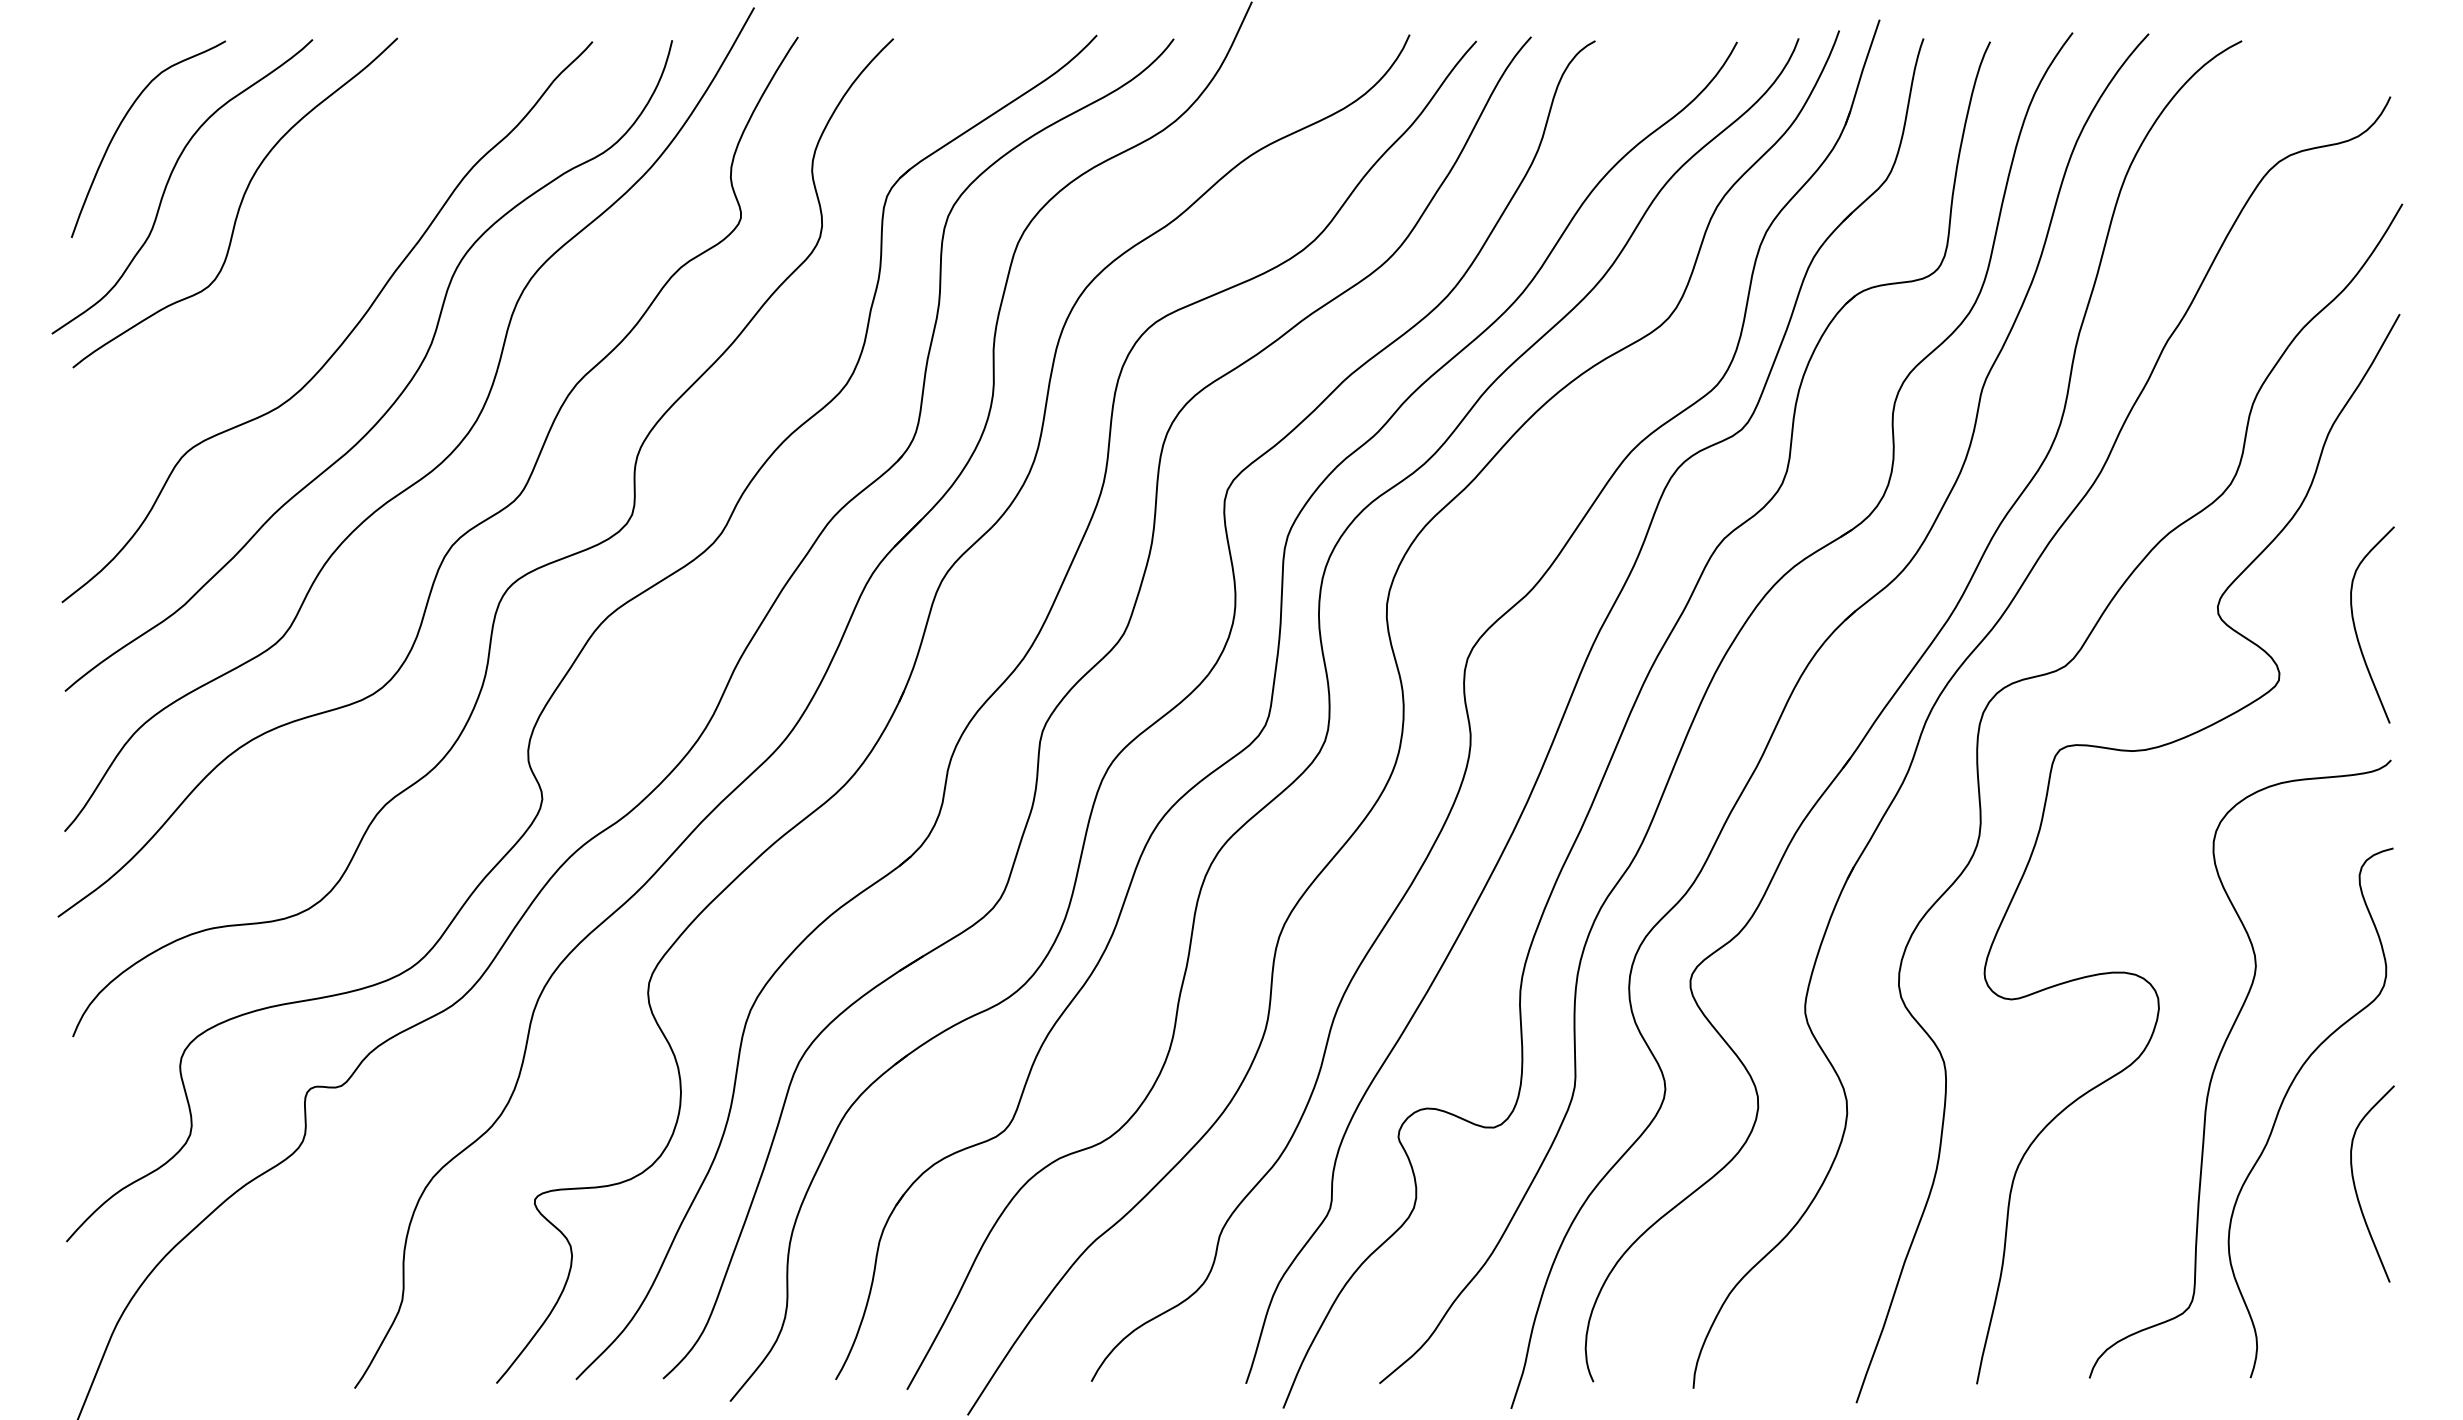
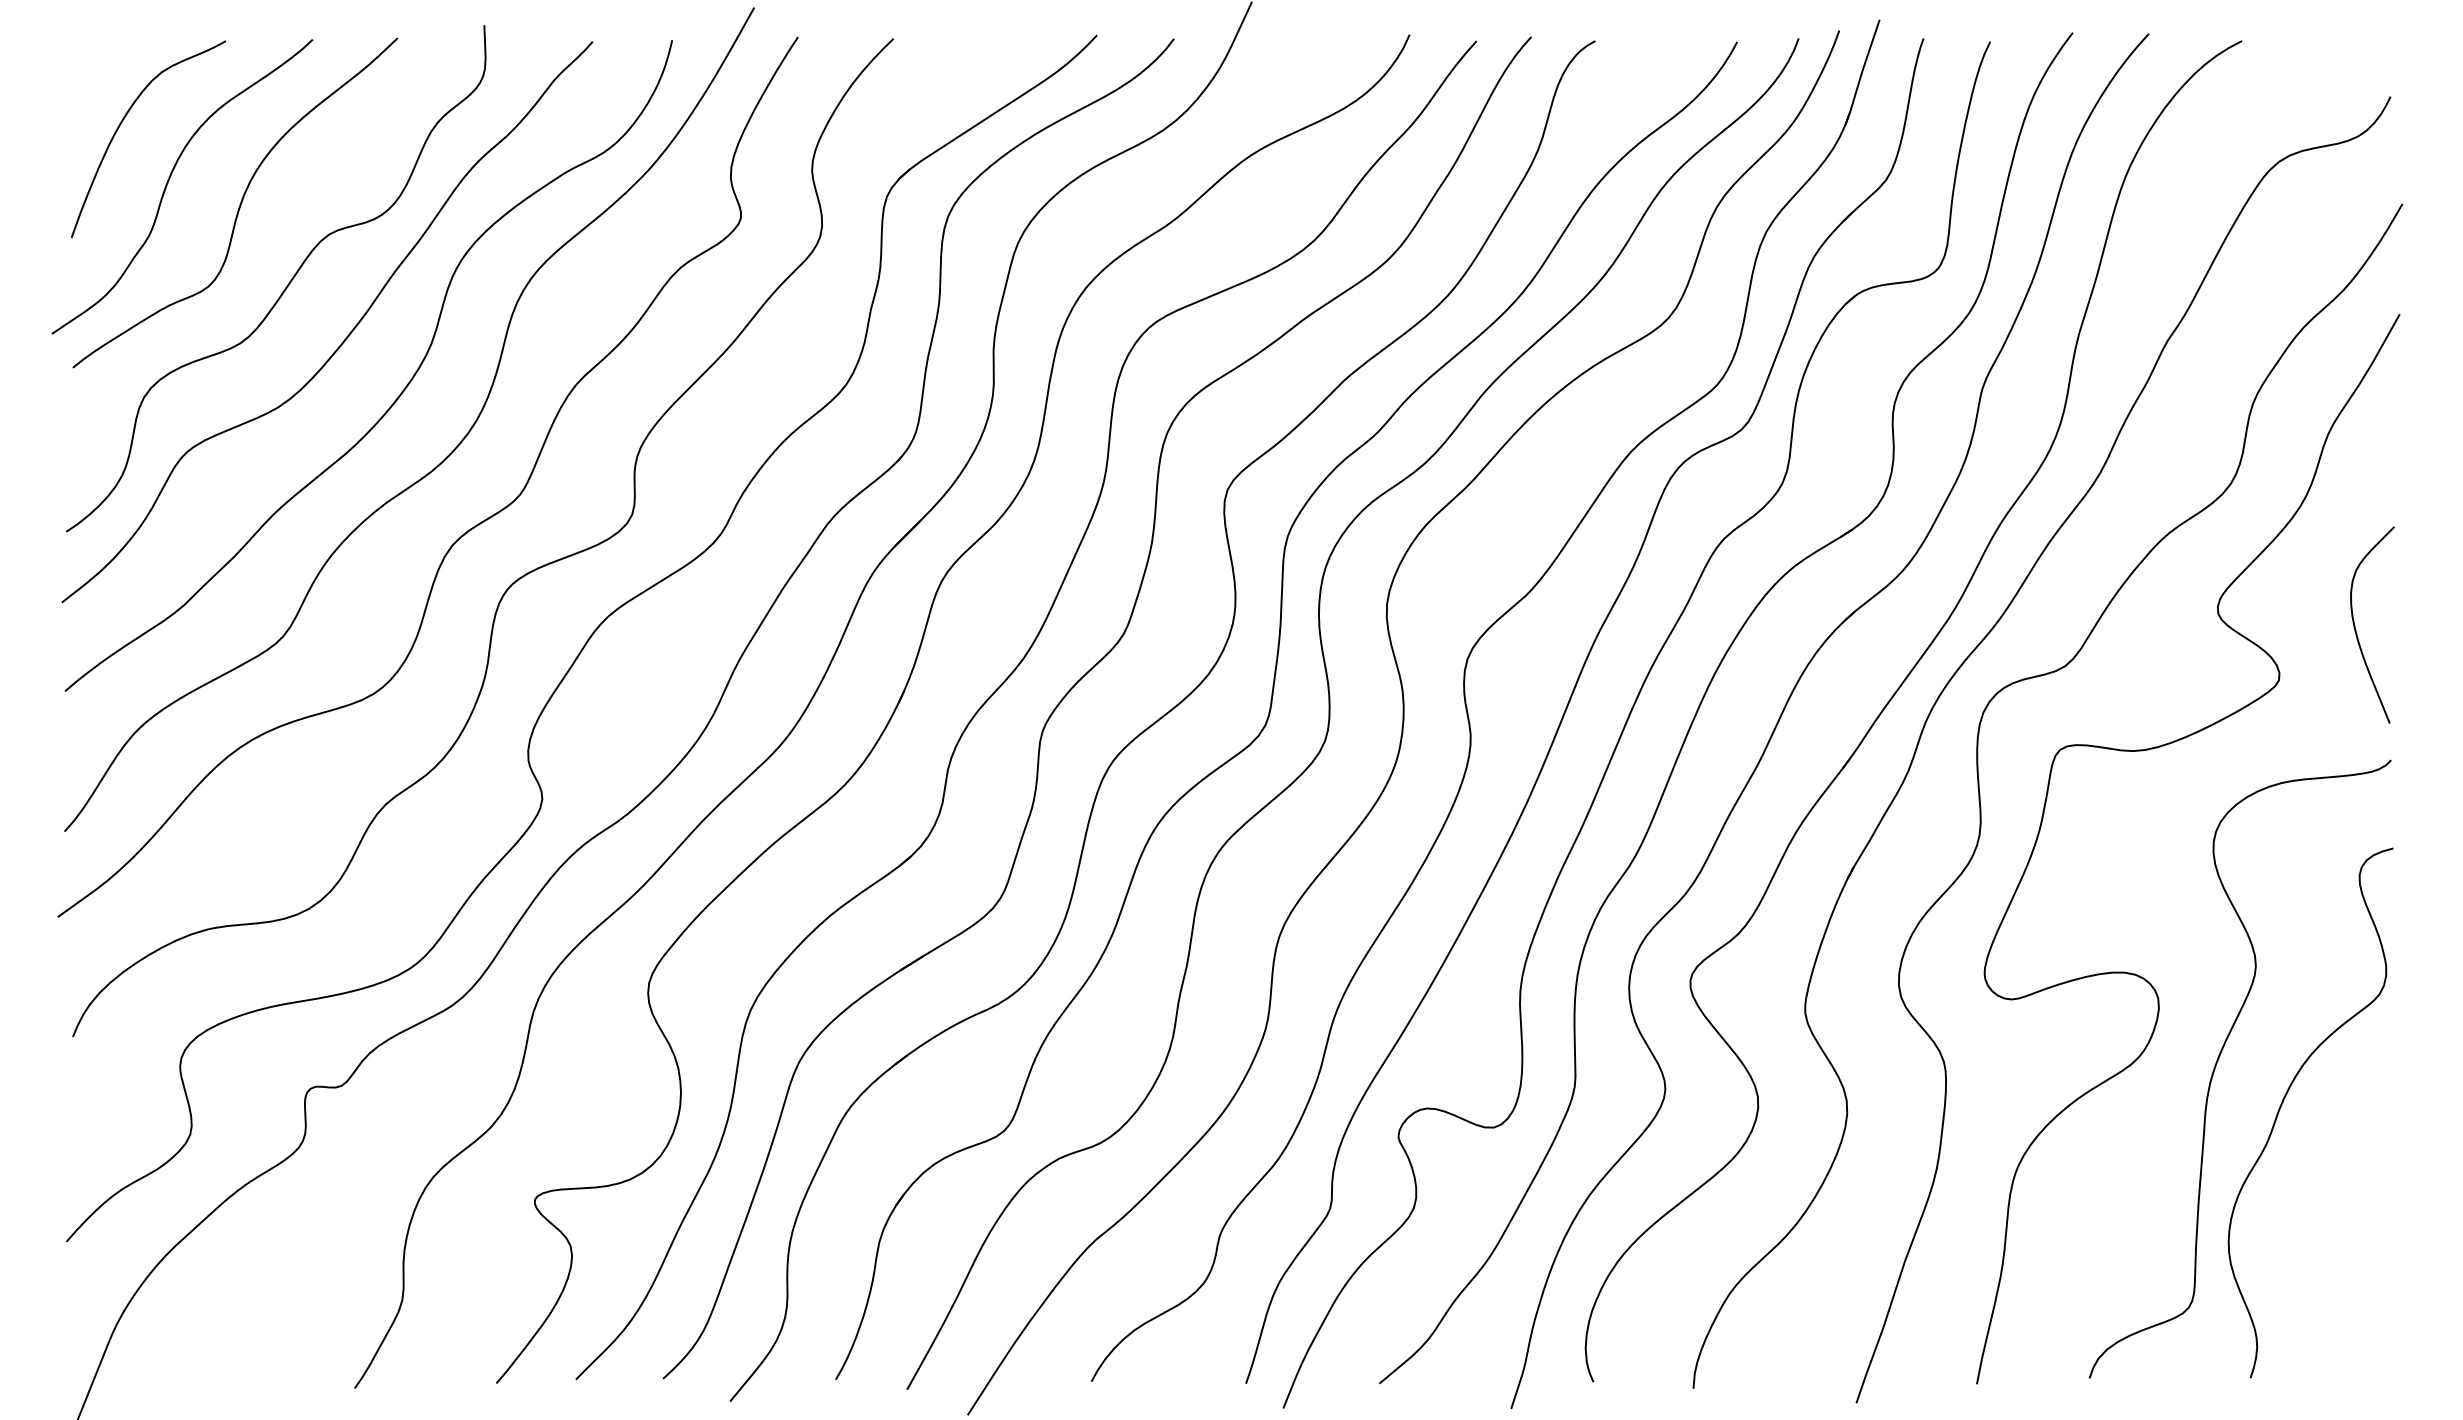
curve: none -> present (287, 284)
curve: present -> none (2356, 1188)
